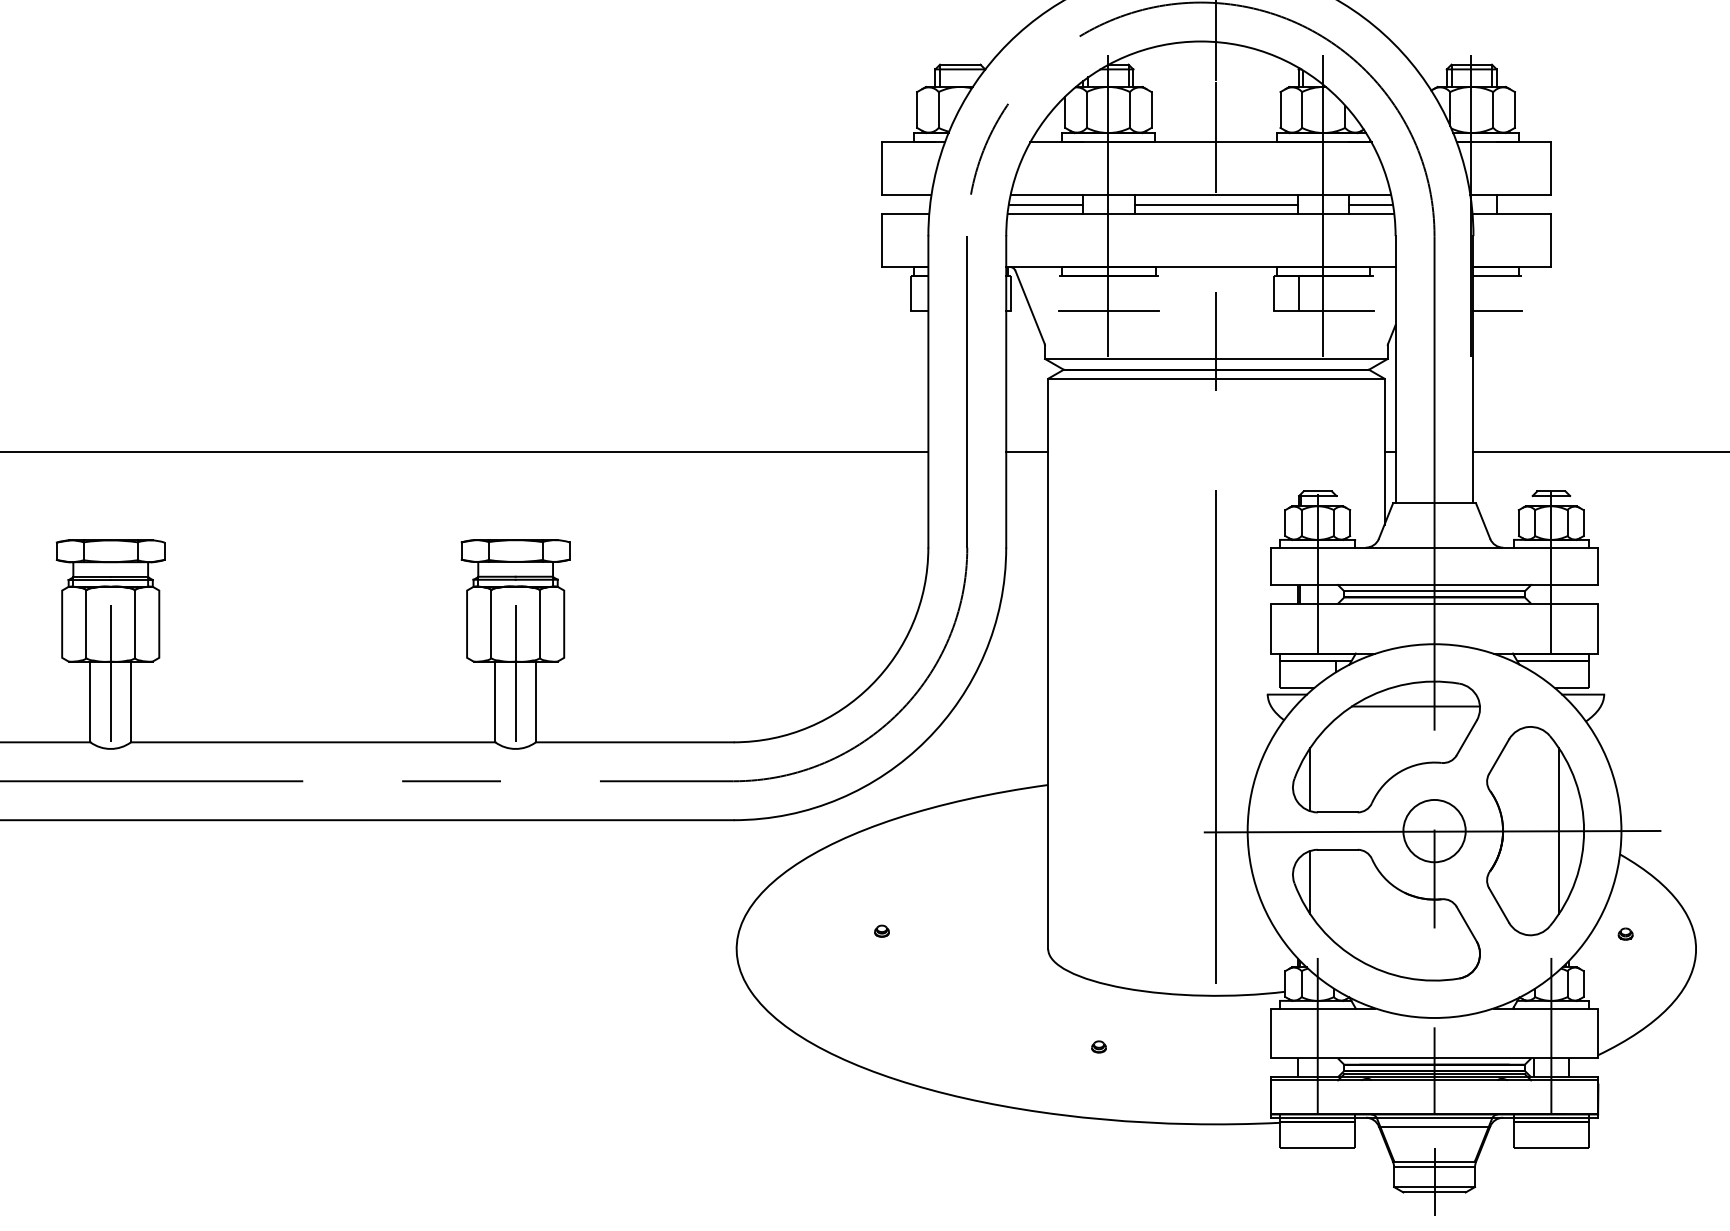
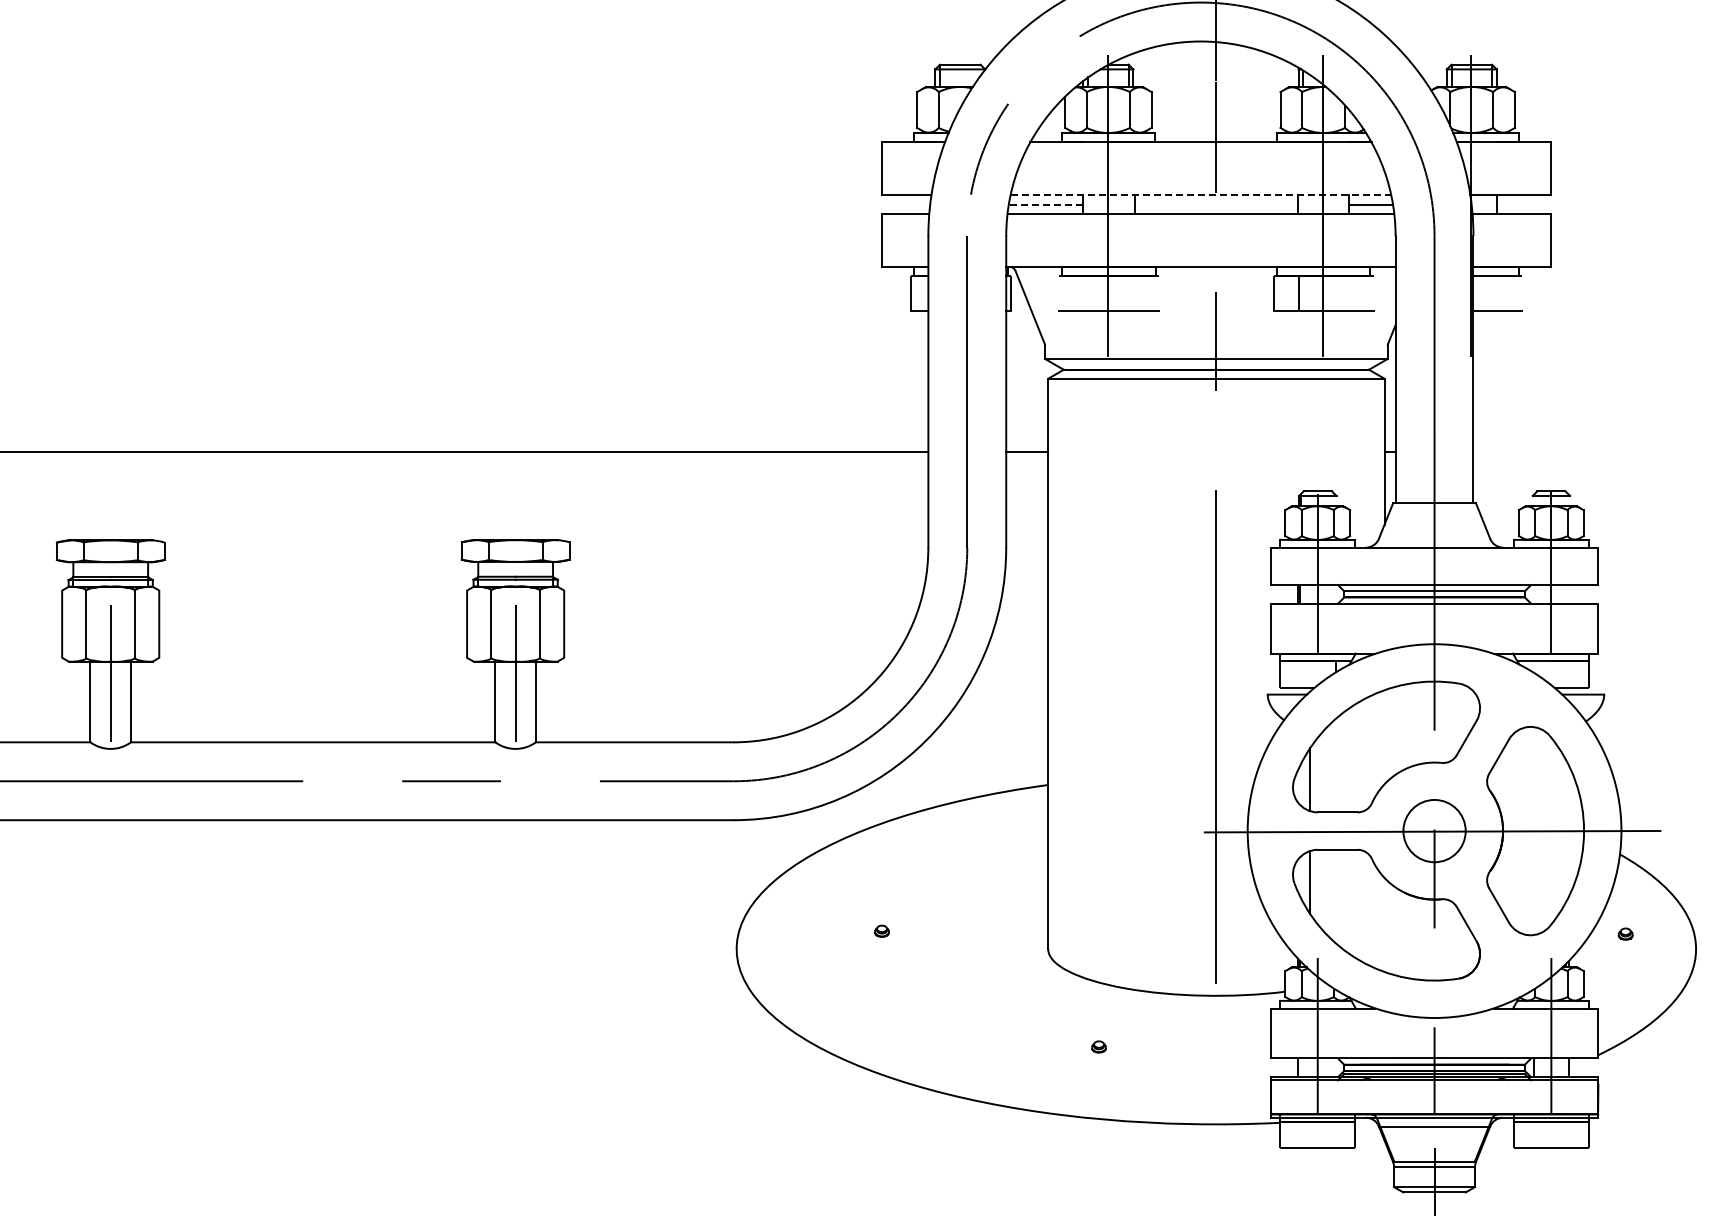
line: solid -> dashed (1201, 195)
line: solid -> dashed (1045, 204)
line: present -> none (1216, 204)
line: present -> none (1599, 451)
line: present -> none (1415, 706)
line: present -> none (1559, 830)
